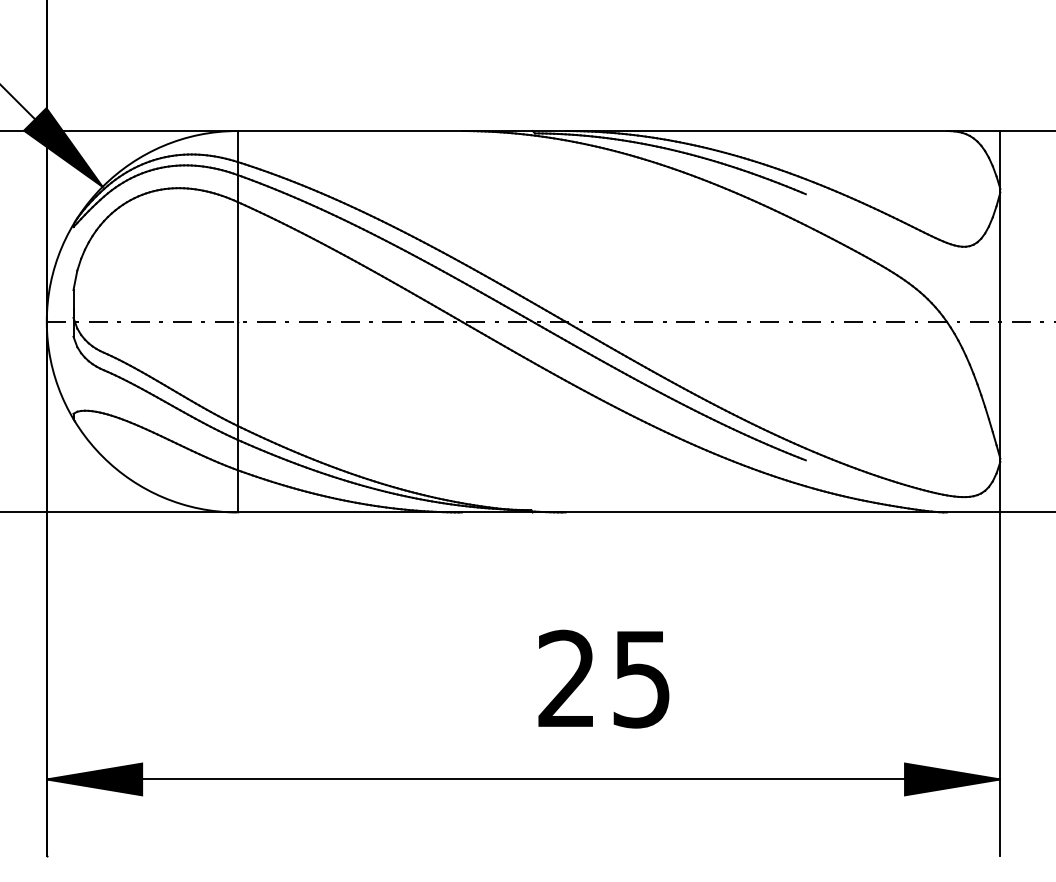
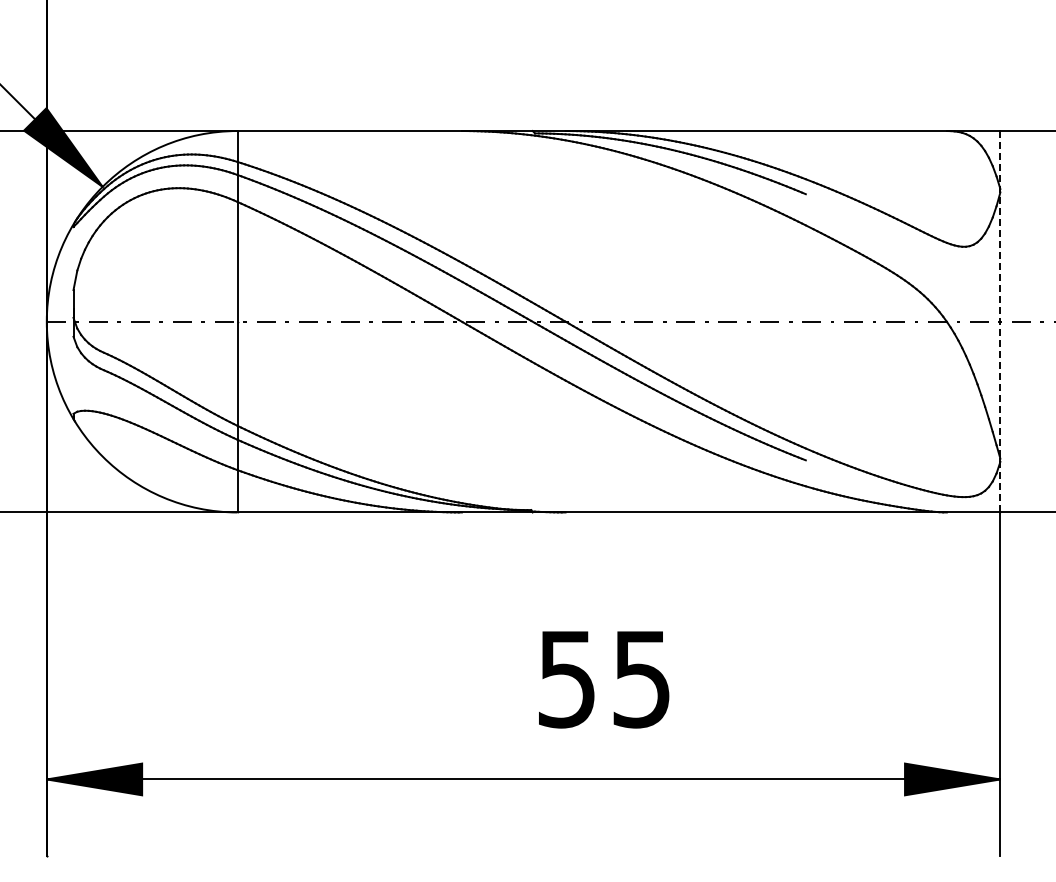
line: solid -> dashed (1000, 321)
text: 25 -> 55 (566, 678)
